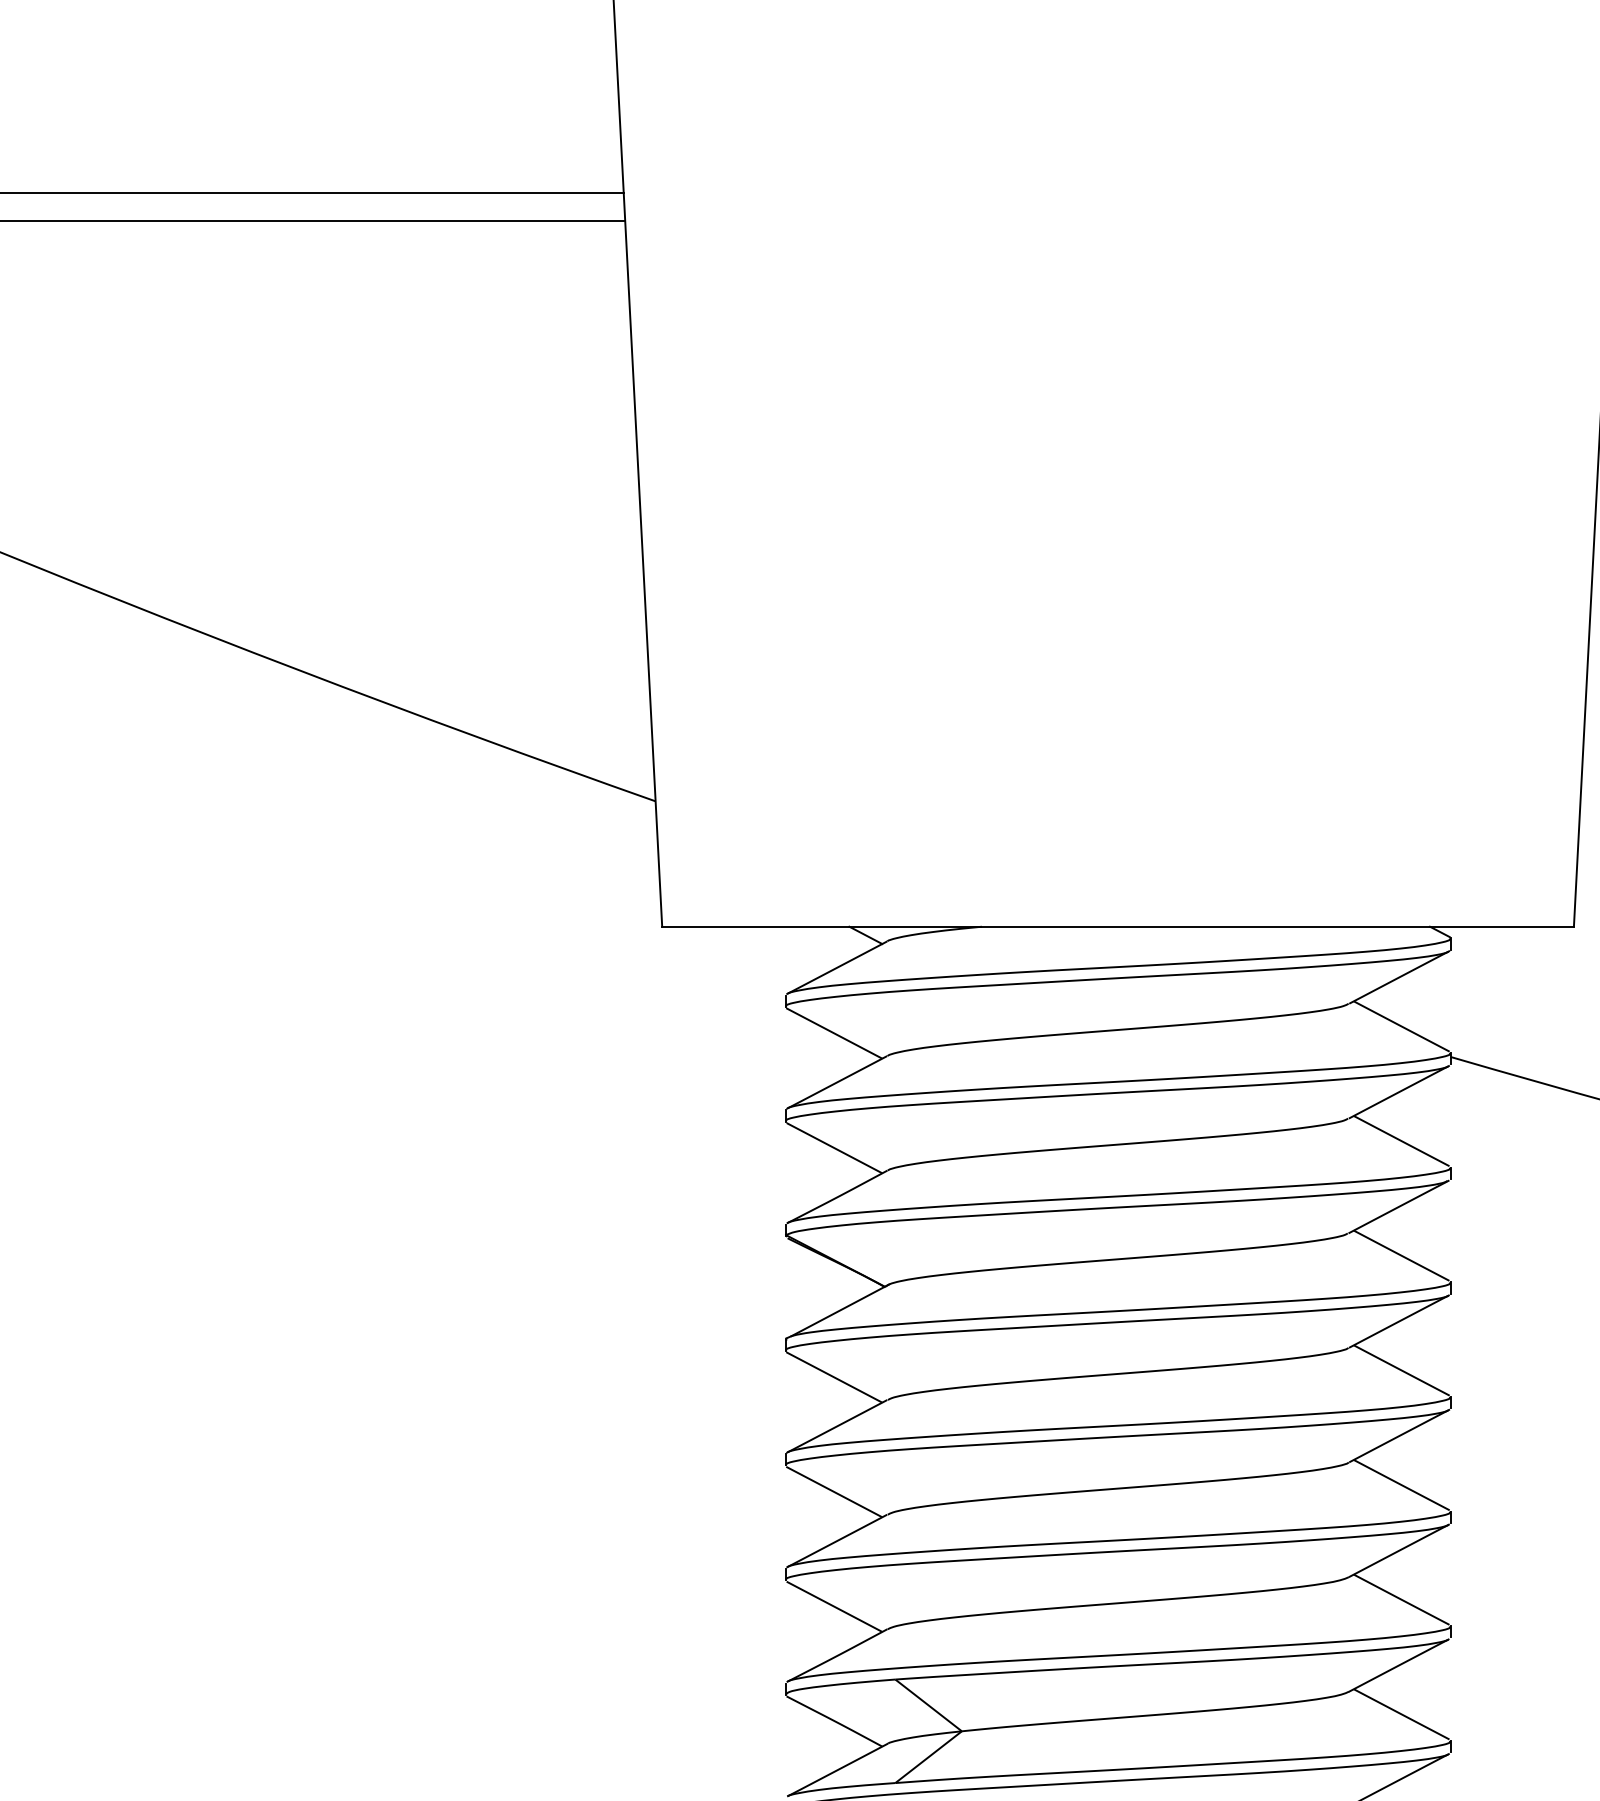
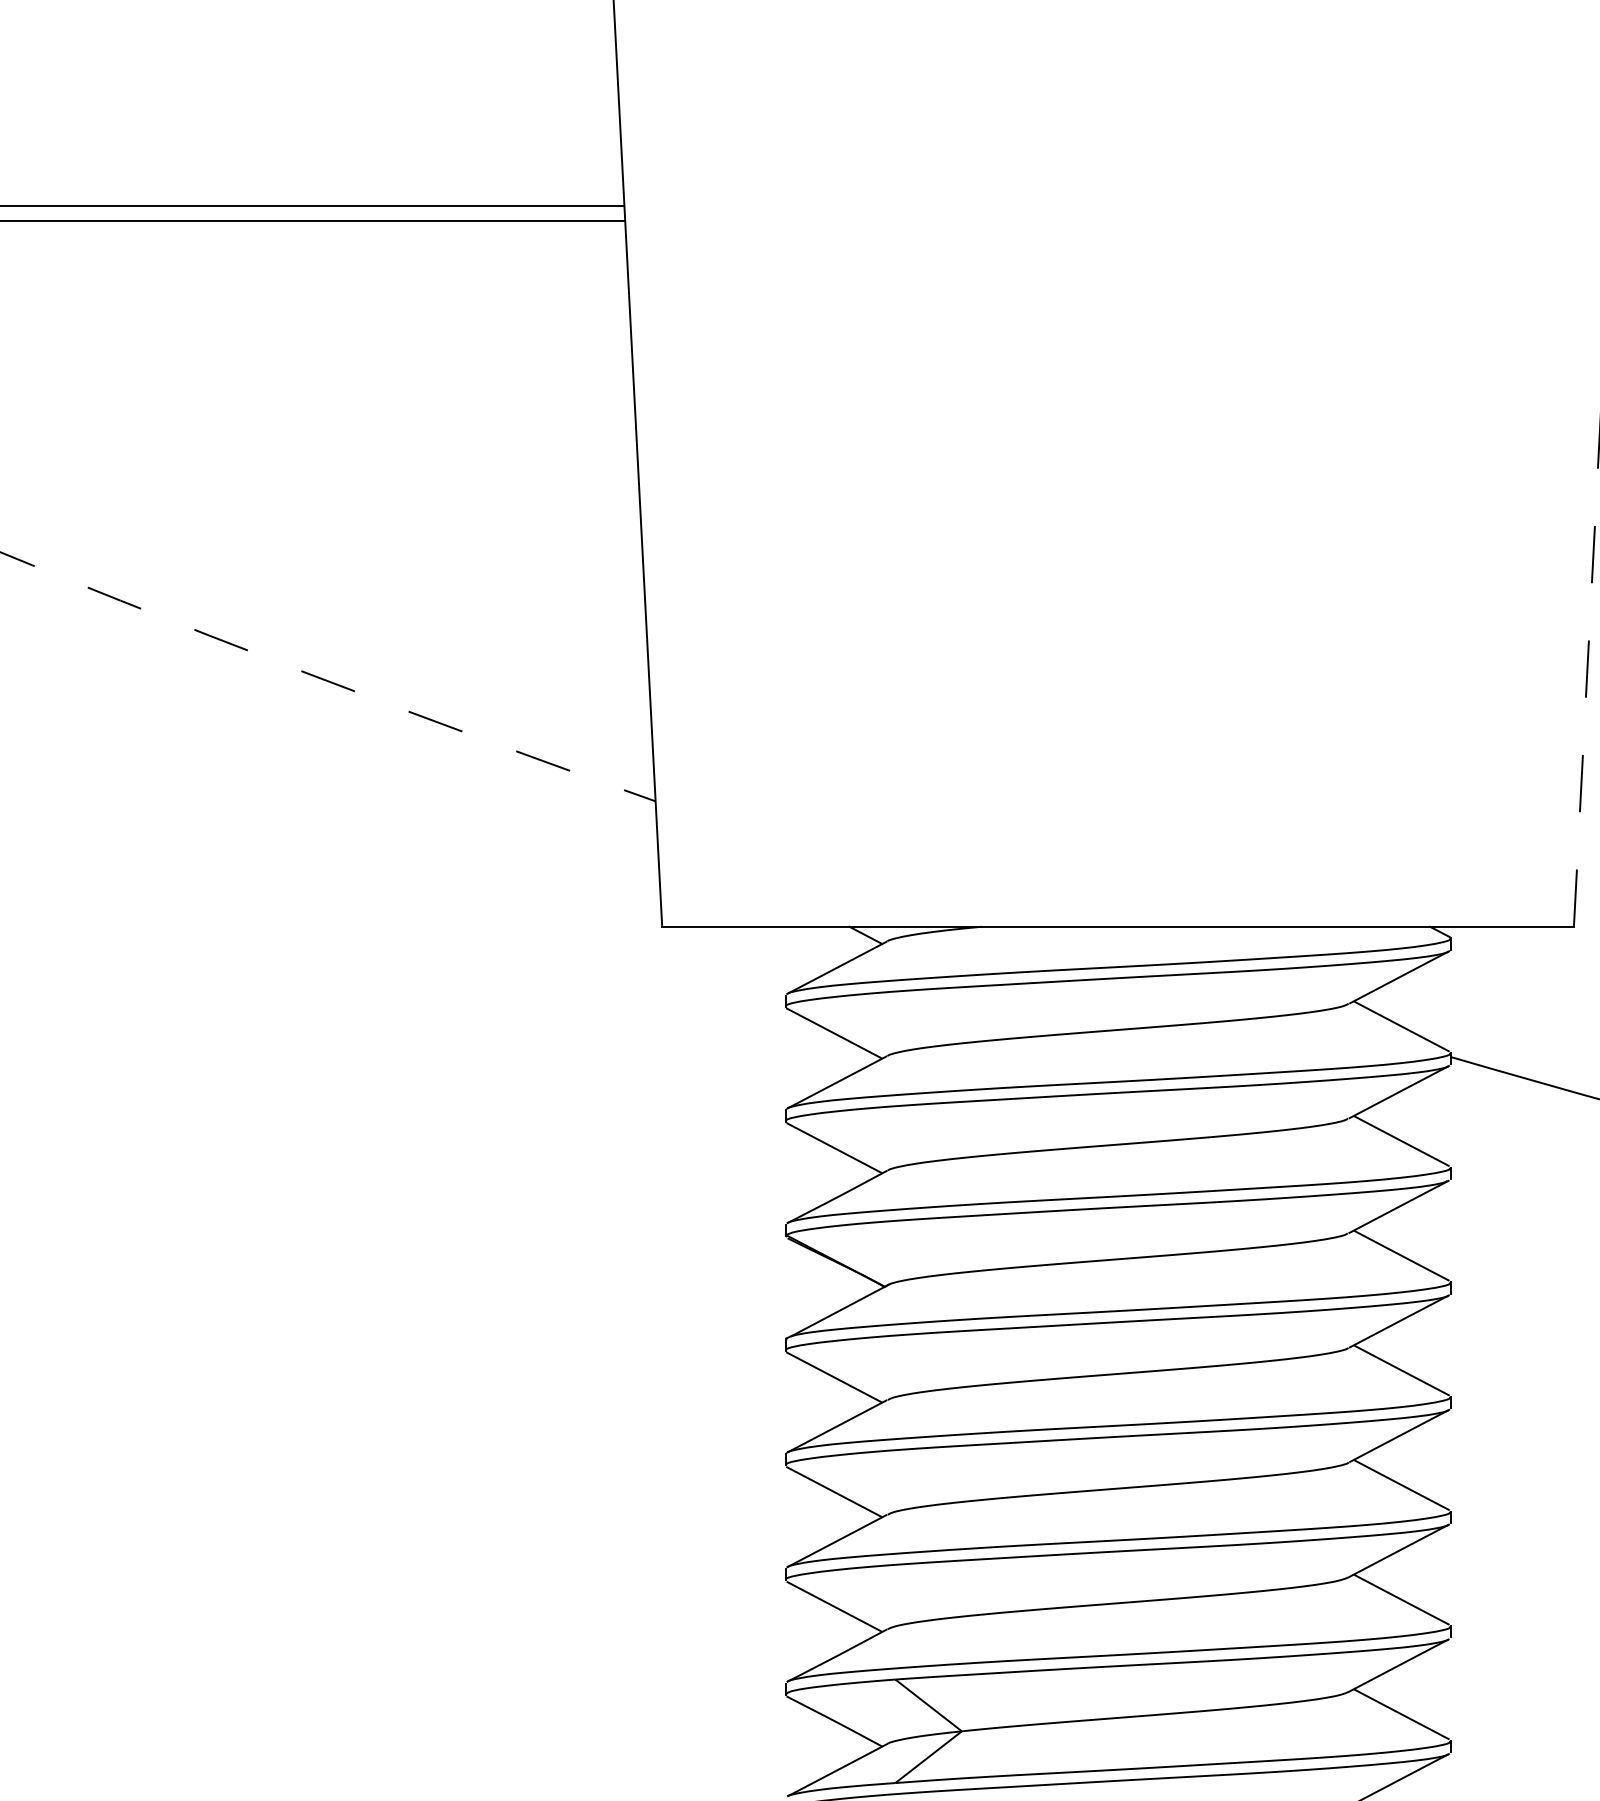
line position: (312, 192) -> (312, 205) (312, 205)
line: solid -> dashed (1586, 678)
arc: solid -> dashed (325, 680)
